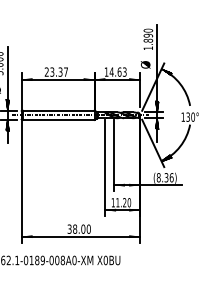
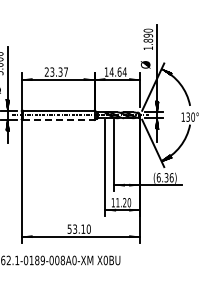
text: 14.63 -> 14.64 (124, 71)
line: solid -> dashed (58, 119)
text: (8.36) -> (6.36) (158, 177)
text: 38.00 -> 53.10 (76, 228)
